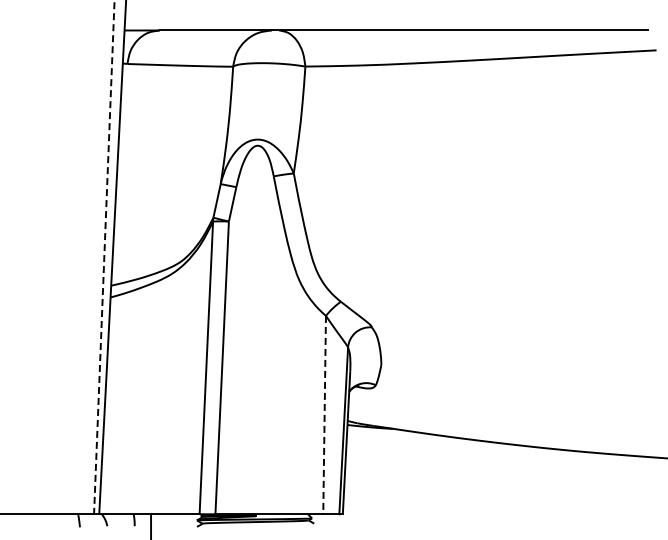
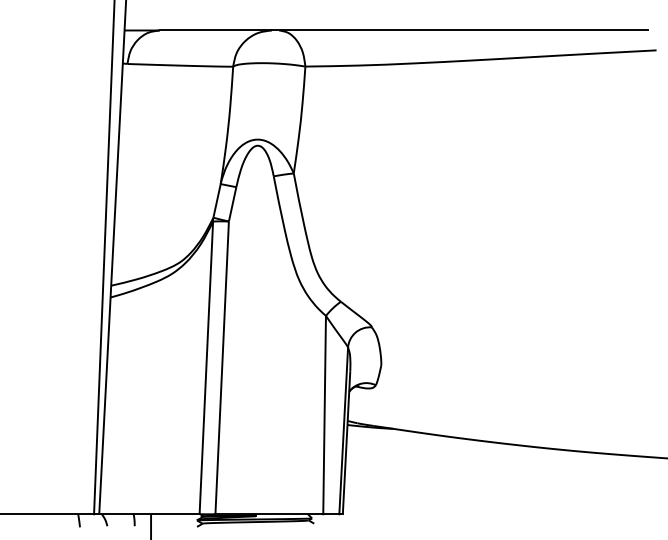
line: dashed -> solid (104, 257)
line: dashed -> solid (324, 415)
